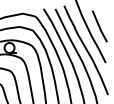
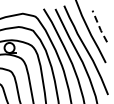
line: solid -> dashed (99, 26)
